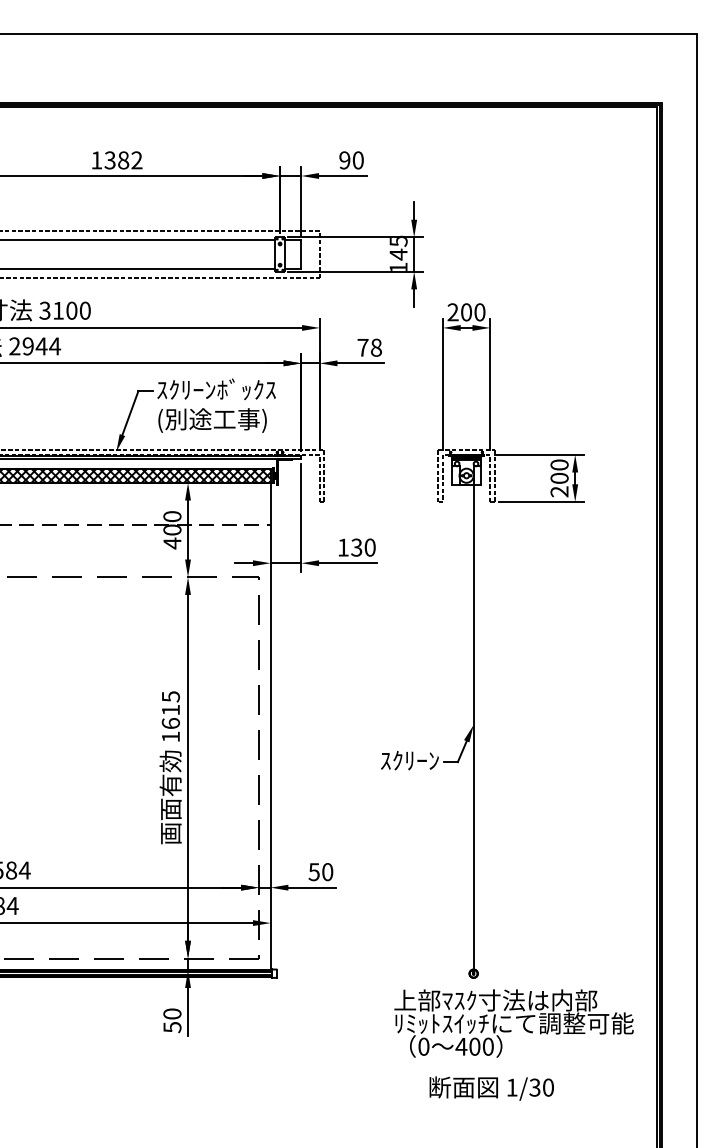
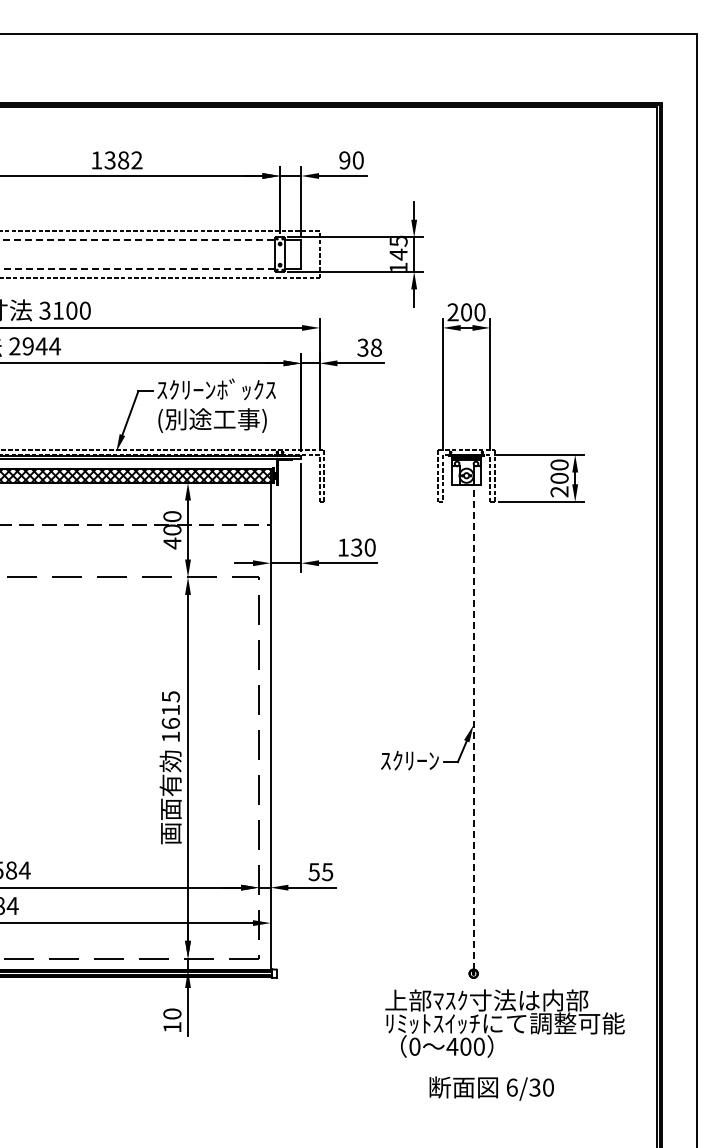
line: solid -> dashed (138, 240)
line: solid -> dashed (137, 268)
text: 78 -> 38 (362, 347)
line: solid -> dashed (473, 722)
text: 50 -> 55 (327, 872)
text position: (513, 1023) -> (504, 1023) (504, 1023)
text: 50 -> 10 (172, 1027)
text: 1/30 -> 6/30 (512, 1087)
